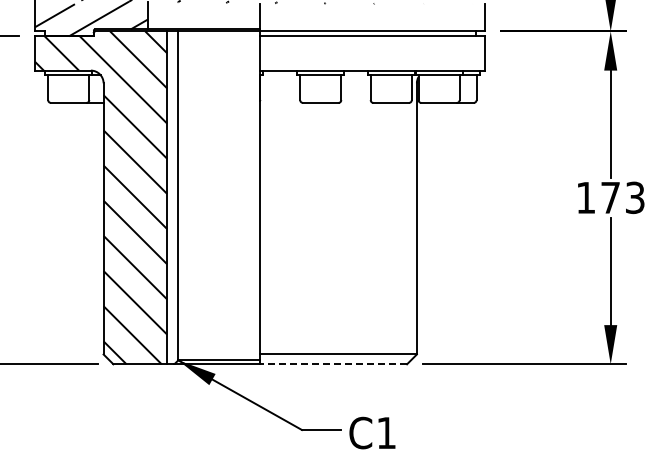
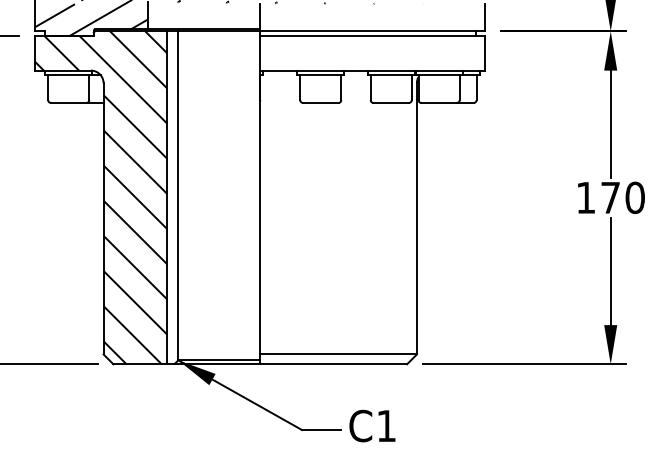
text: 173 -> 170 (634, 197)
line: dashed -> solid (333, 364)
text position: (372, 432) -> (372, 425) (372, 425)
